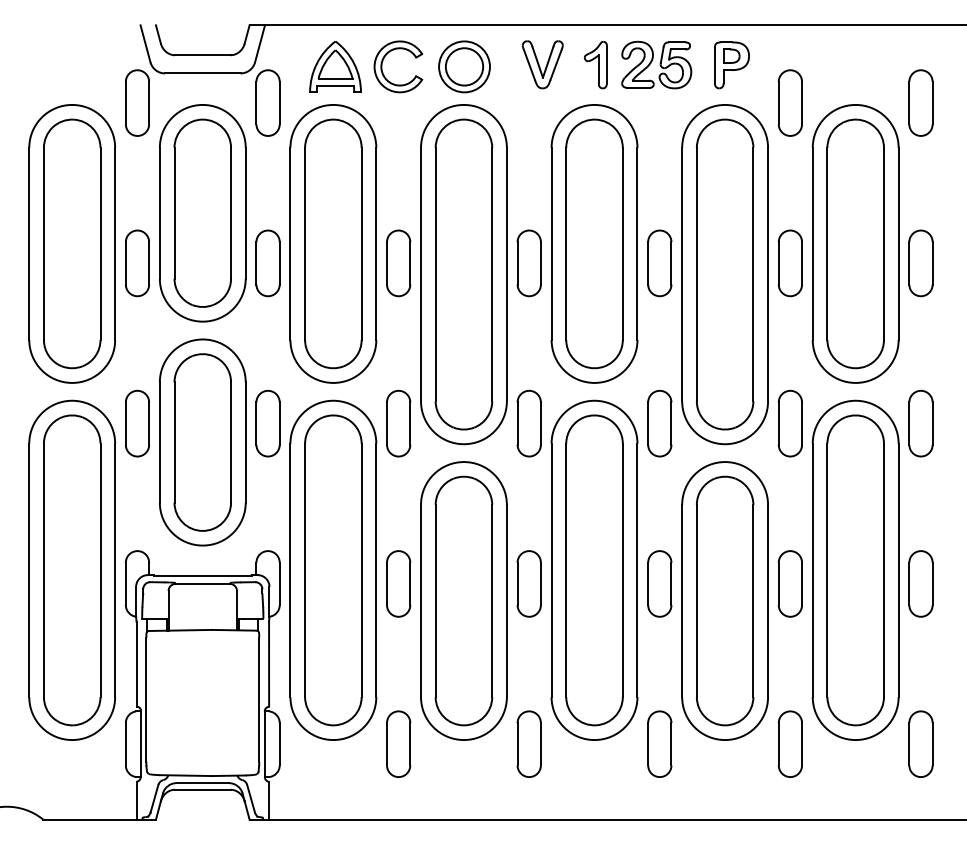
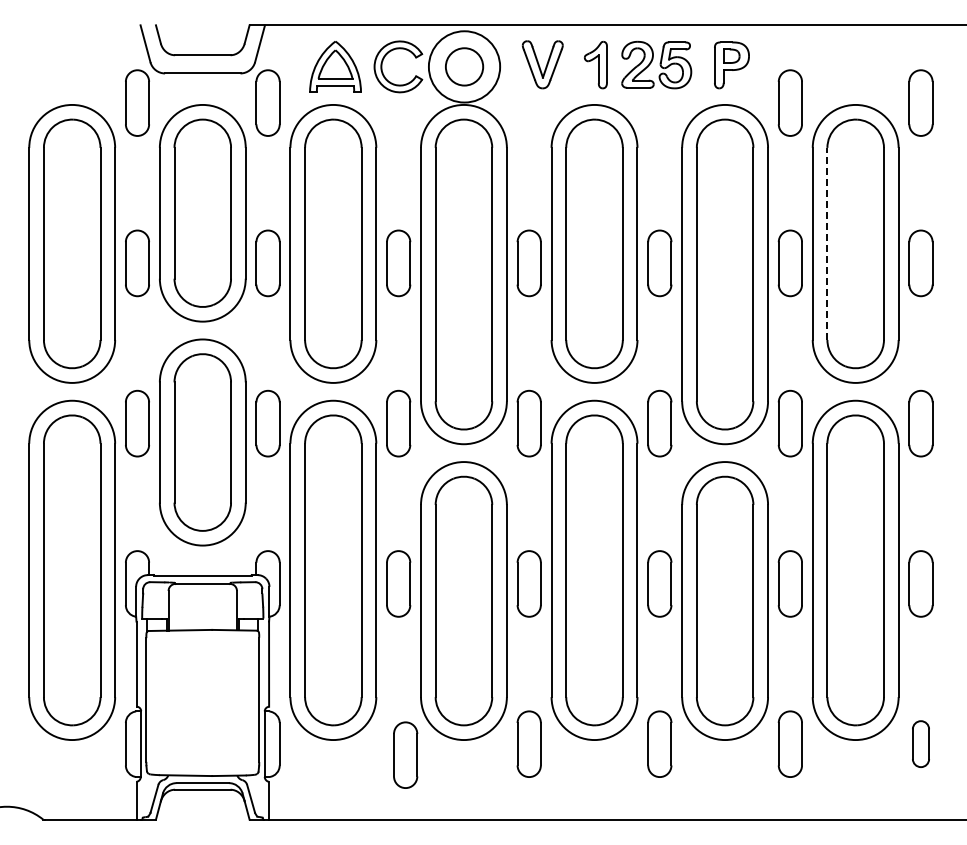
circle diameter: 51 px -> 71 px (464, 66)
line: solid -> dashed (827, 243)
part position: (398, 743) -> (405, 754) (405, 754)
part size: 26x68 px -> 18x48 px (920, 743)
